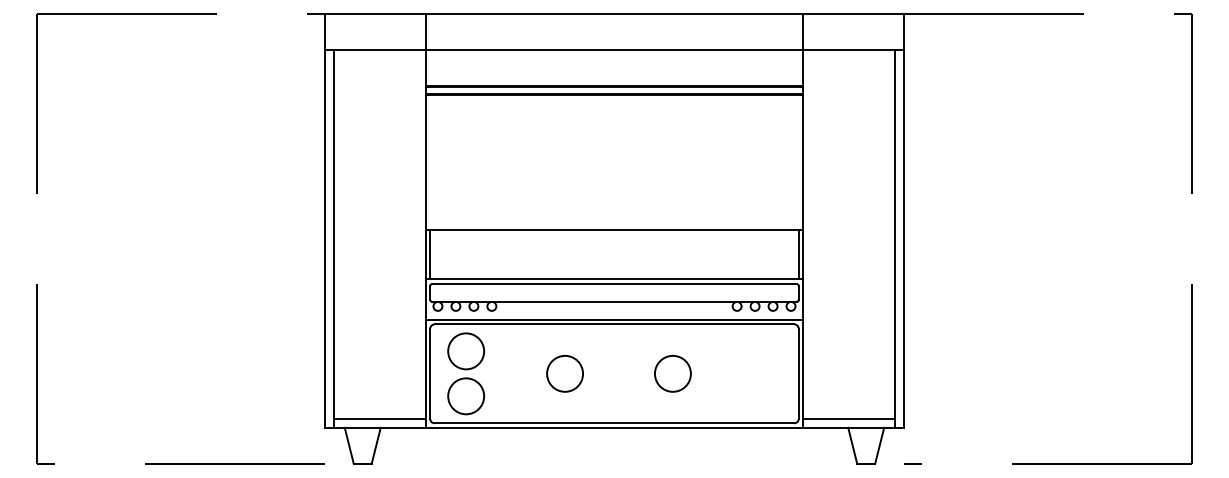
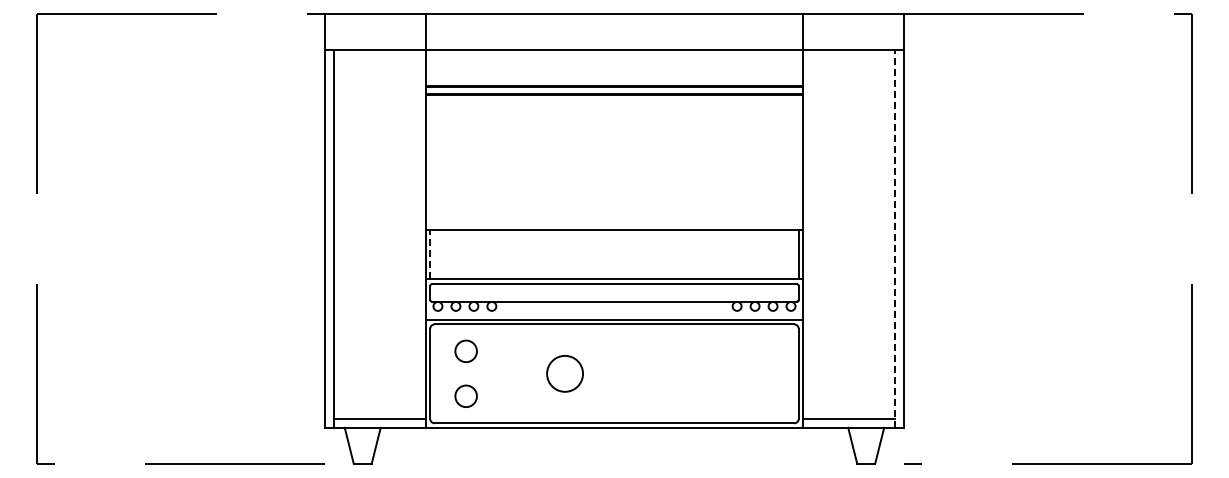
line: solid -> dashed (895, 238)
line: solid -> dashed (430, 254)
circle diameter: 36 px -> 22 px (465, 351)
circle: present -> none (672, 373)
circle diameter: 36 px -> 22 px (465, 396)
